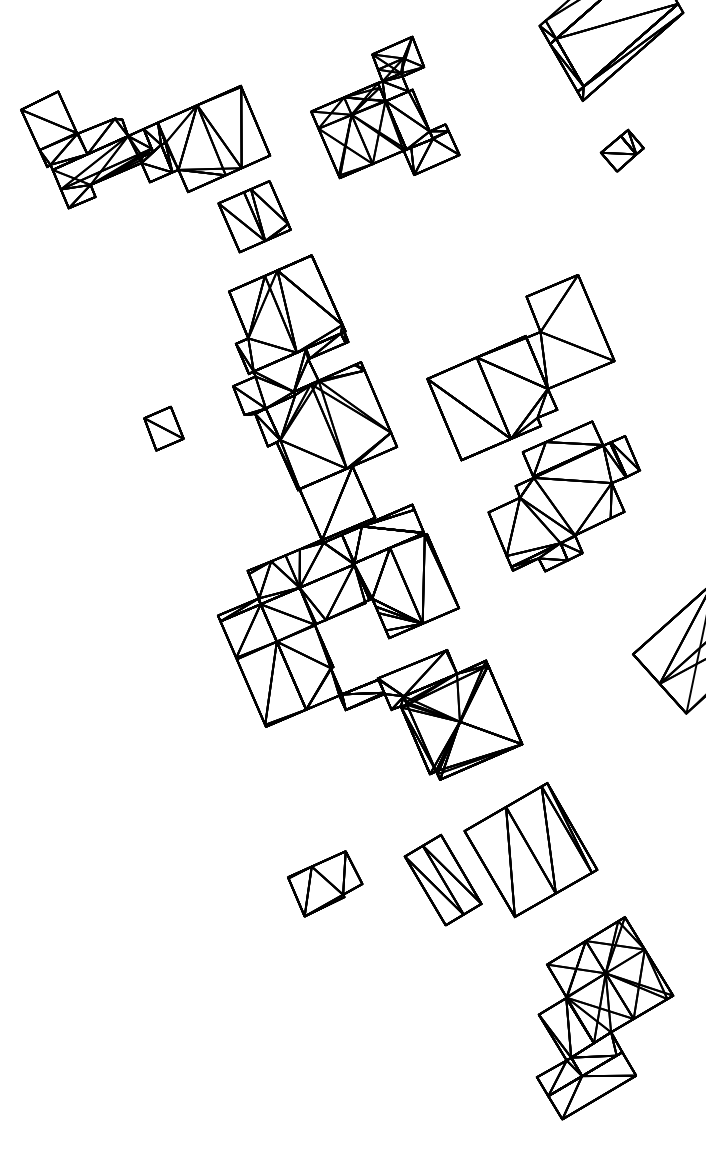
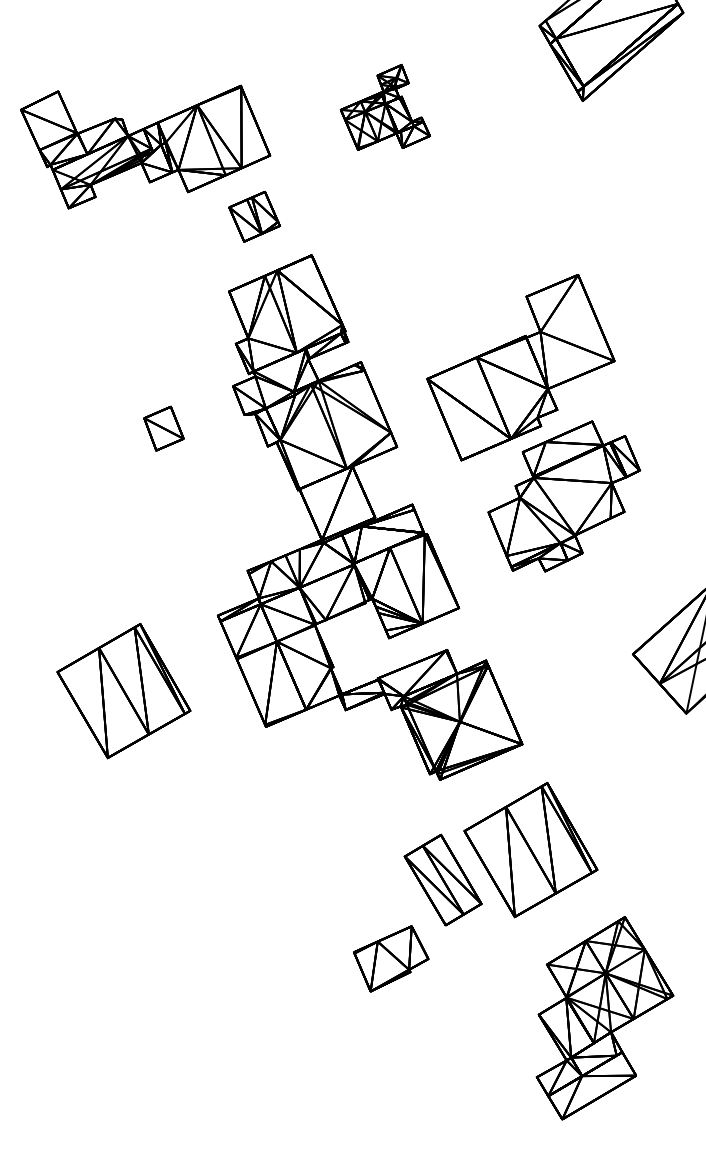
part size: 151x145 px -> 92x87 px (384, 107)
part: present -> none (621, 150)
part size: 75x74 px -> 53x53 px (254, 216)
part: none -> present (123, 691)
part position: (325, 883) -> (391, 958) (391, 958)
